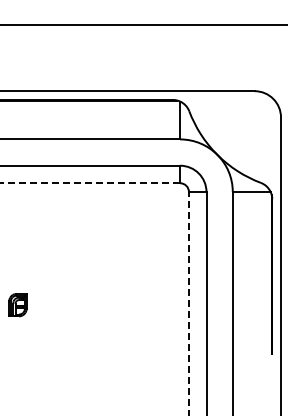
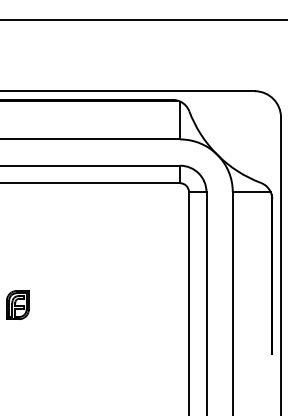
line position: (143, 24) -> (143, 19) (143, 19)
line: dashed -> solid (90, 183)
line: dashed -> solid (188, 303)
part size: 20x25 px -> 24x30 px (17, 304)
